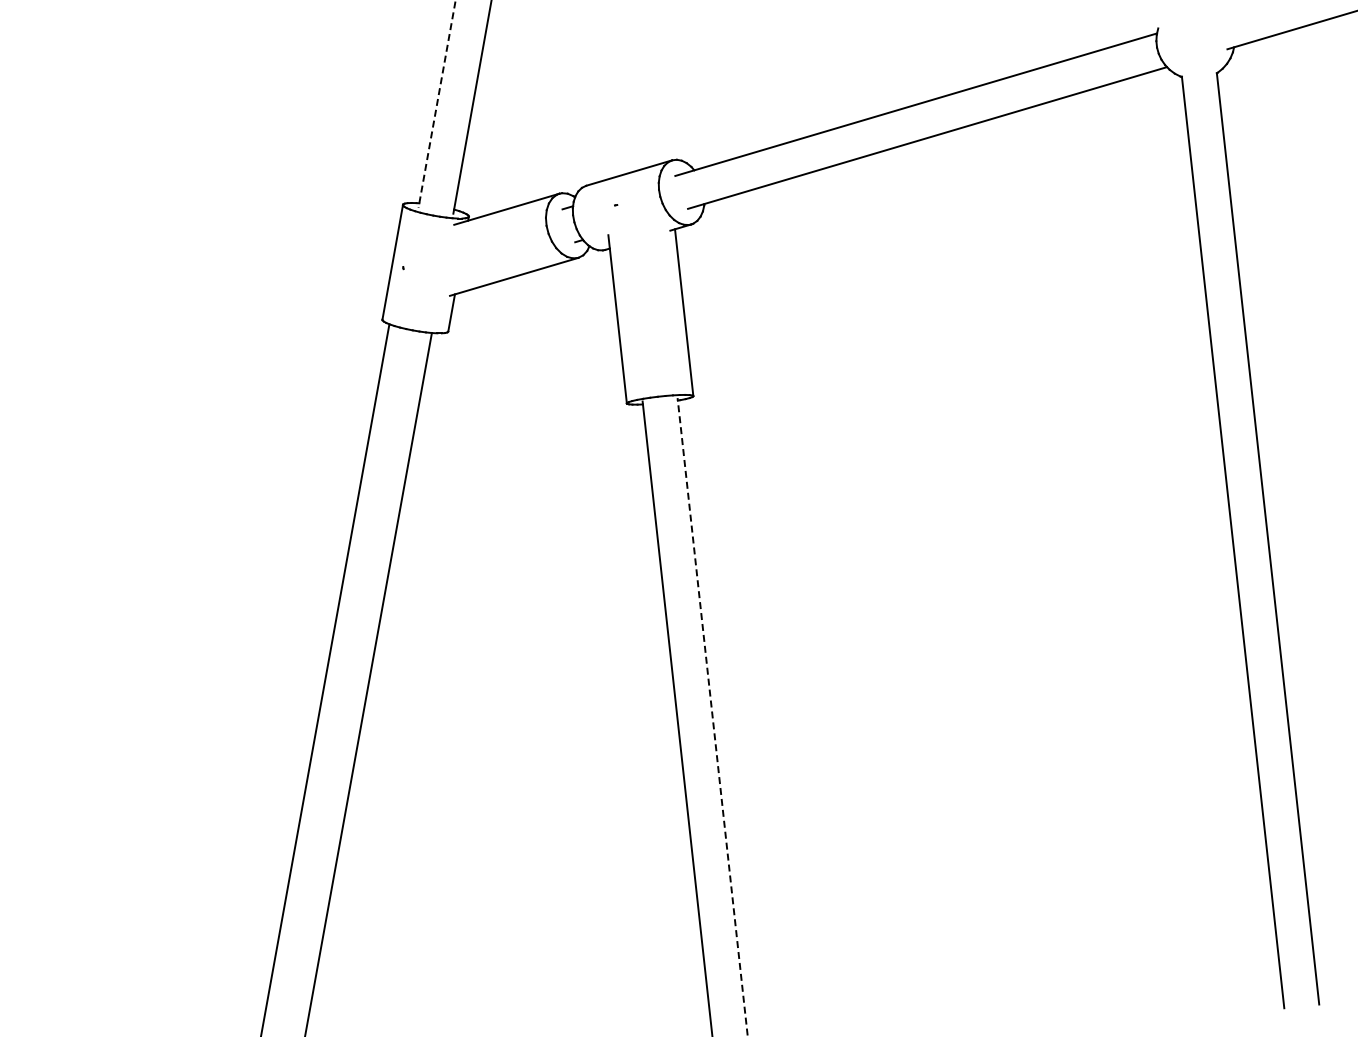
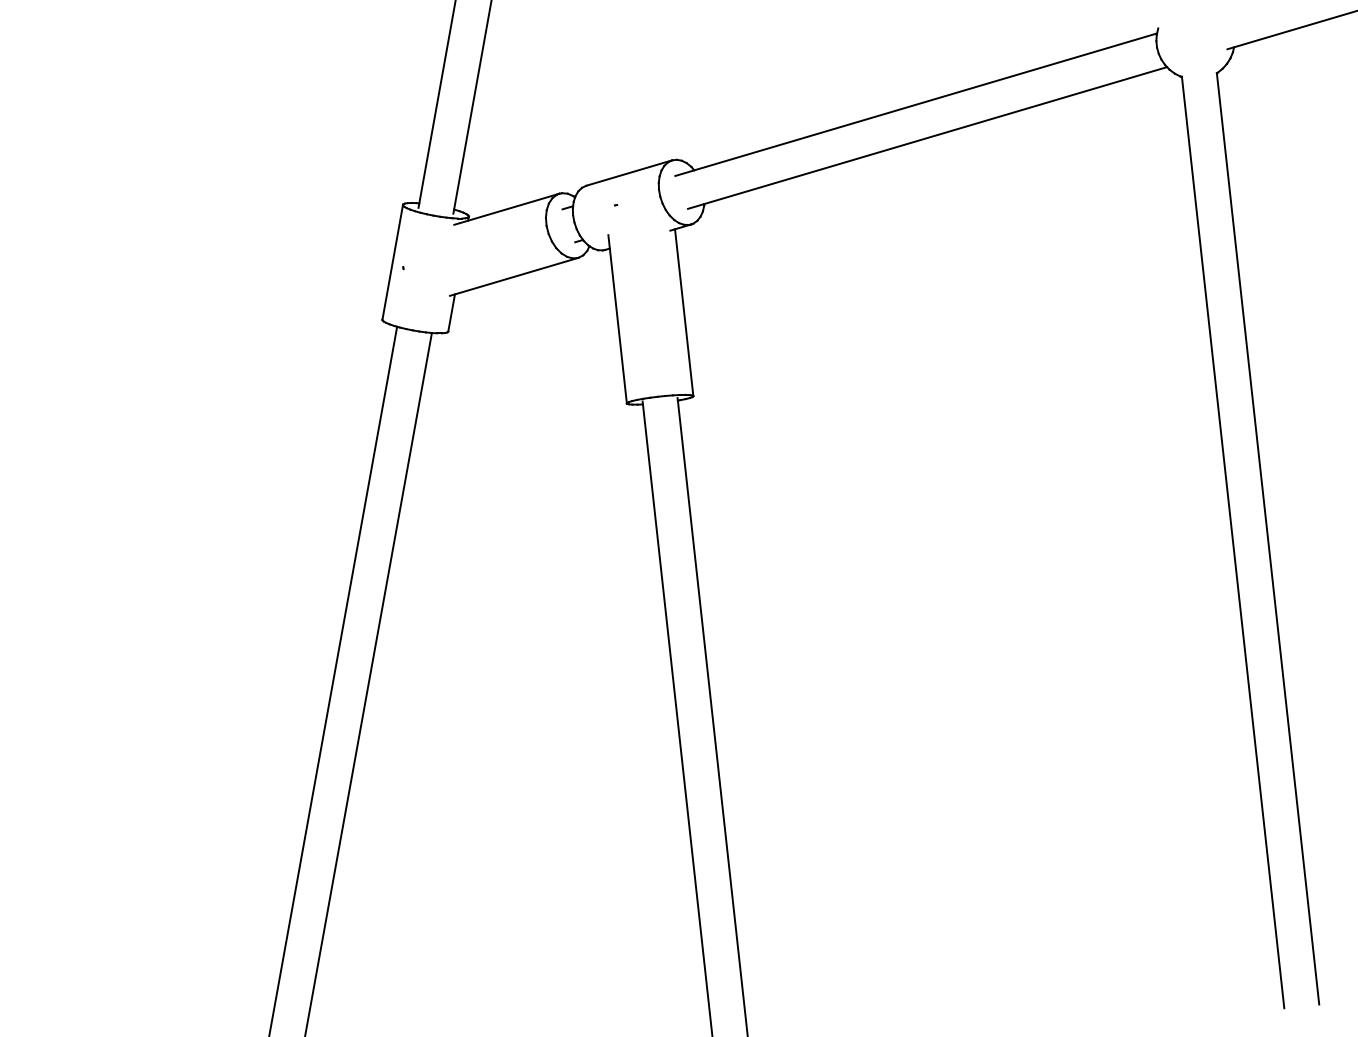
line: dashed -> solid (437, 104)
line position: (325, 679) -> (333, 679) (333, 679)
line: dashed -> solid (712, 716)
